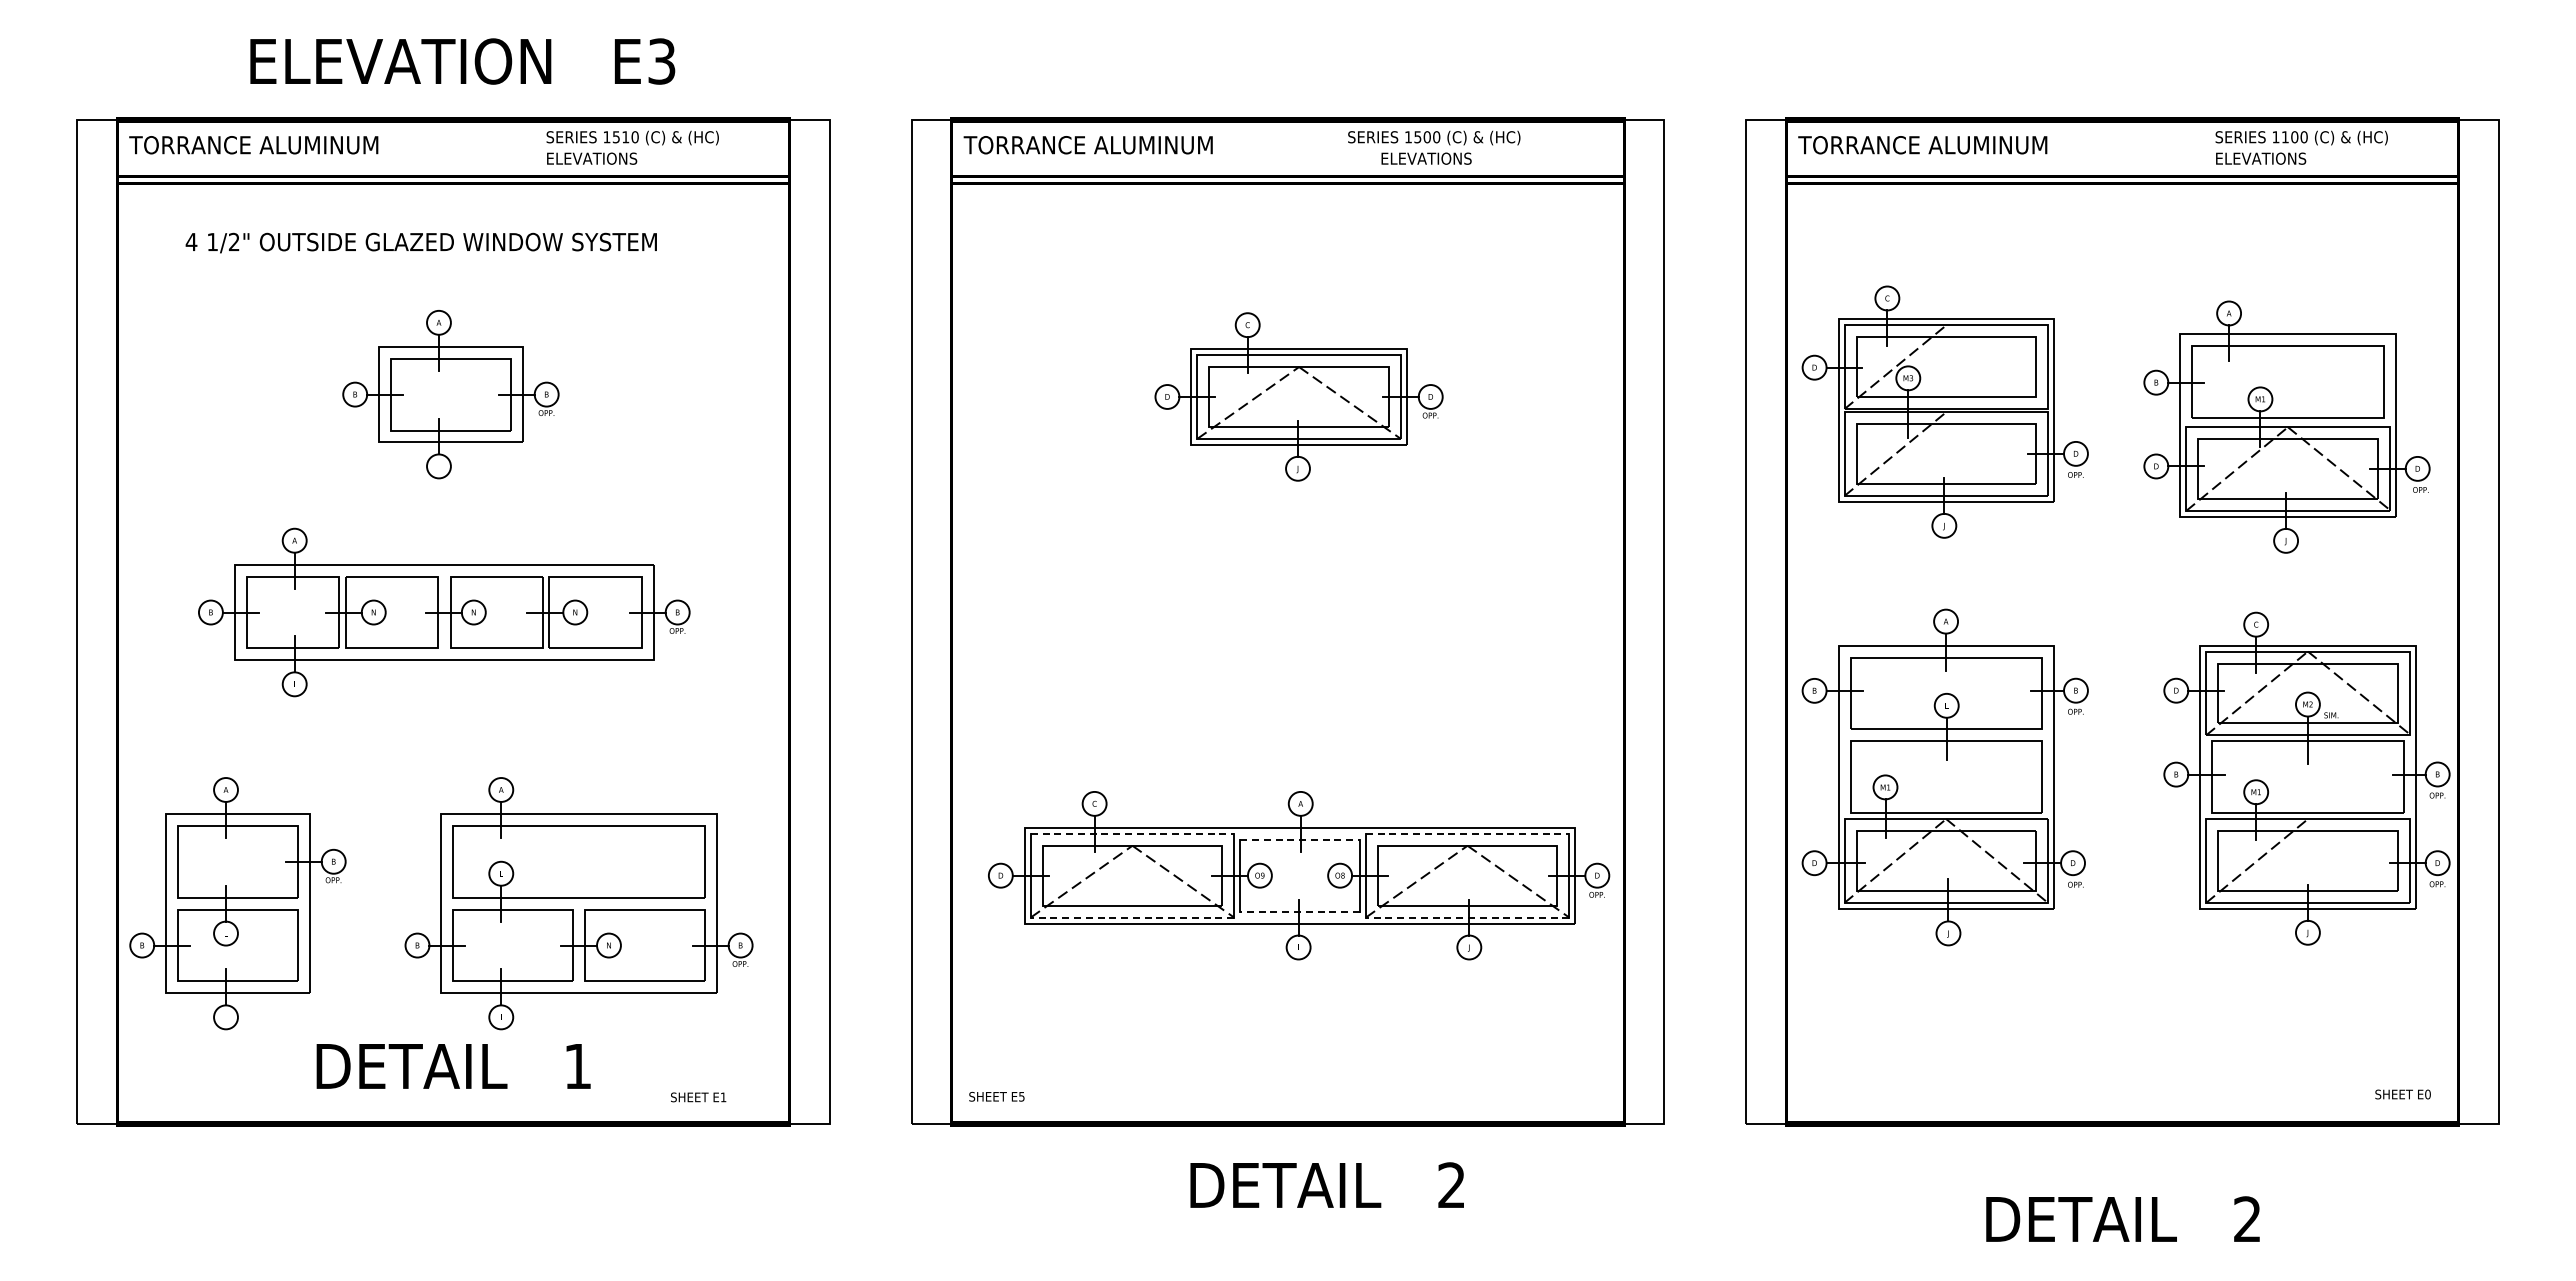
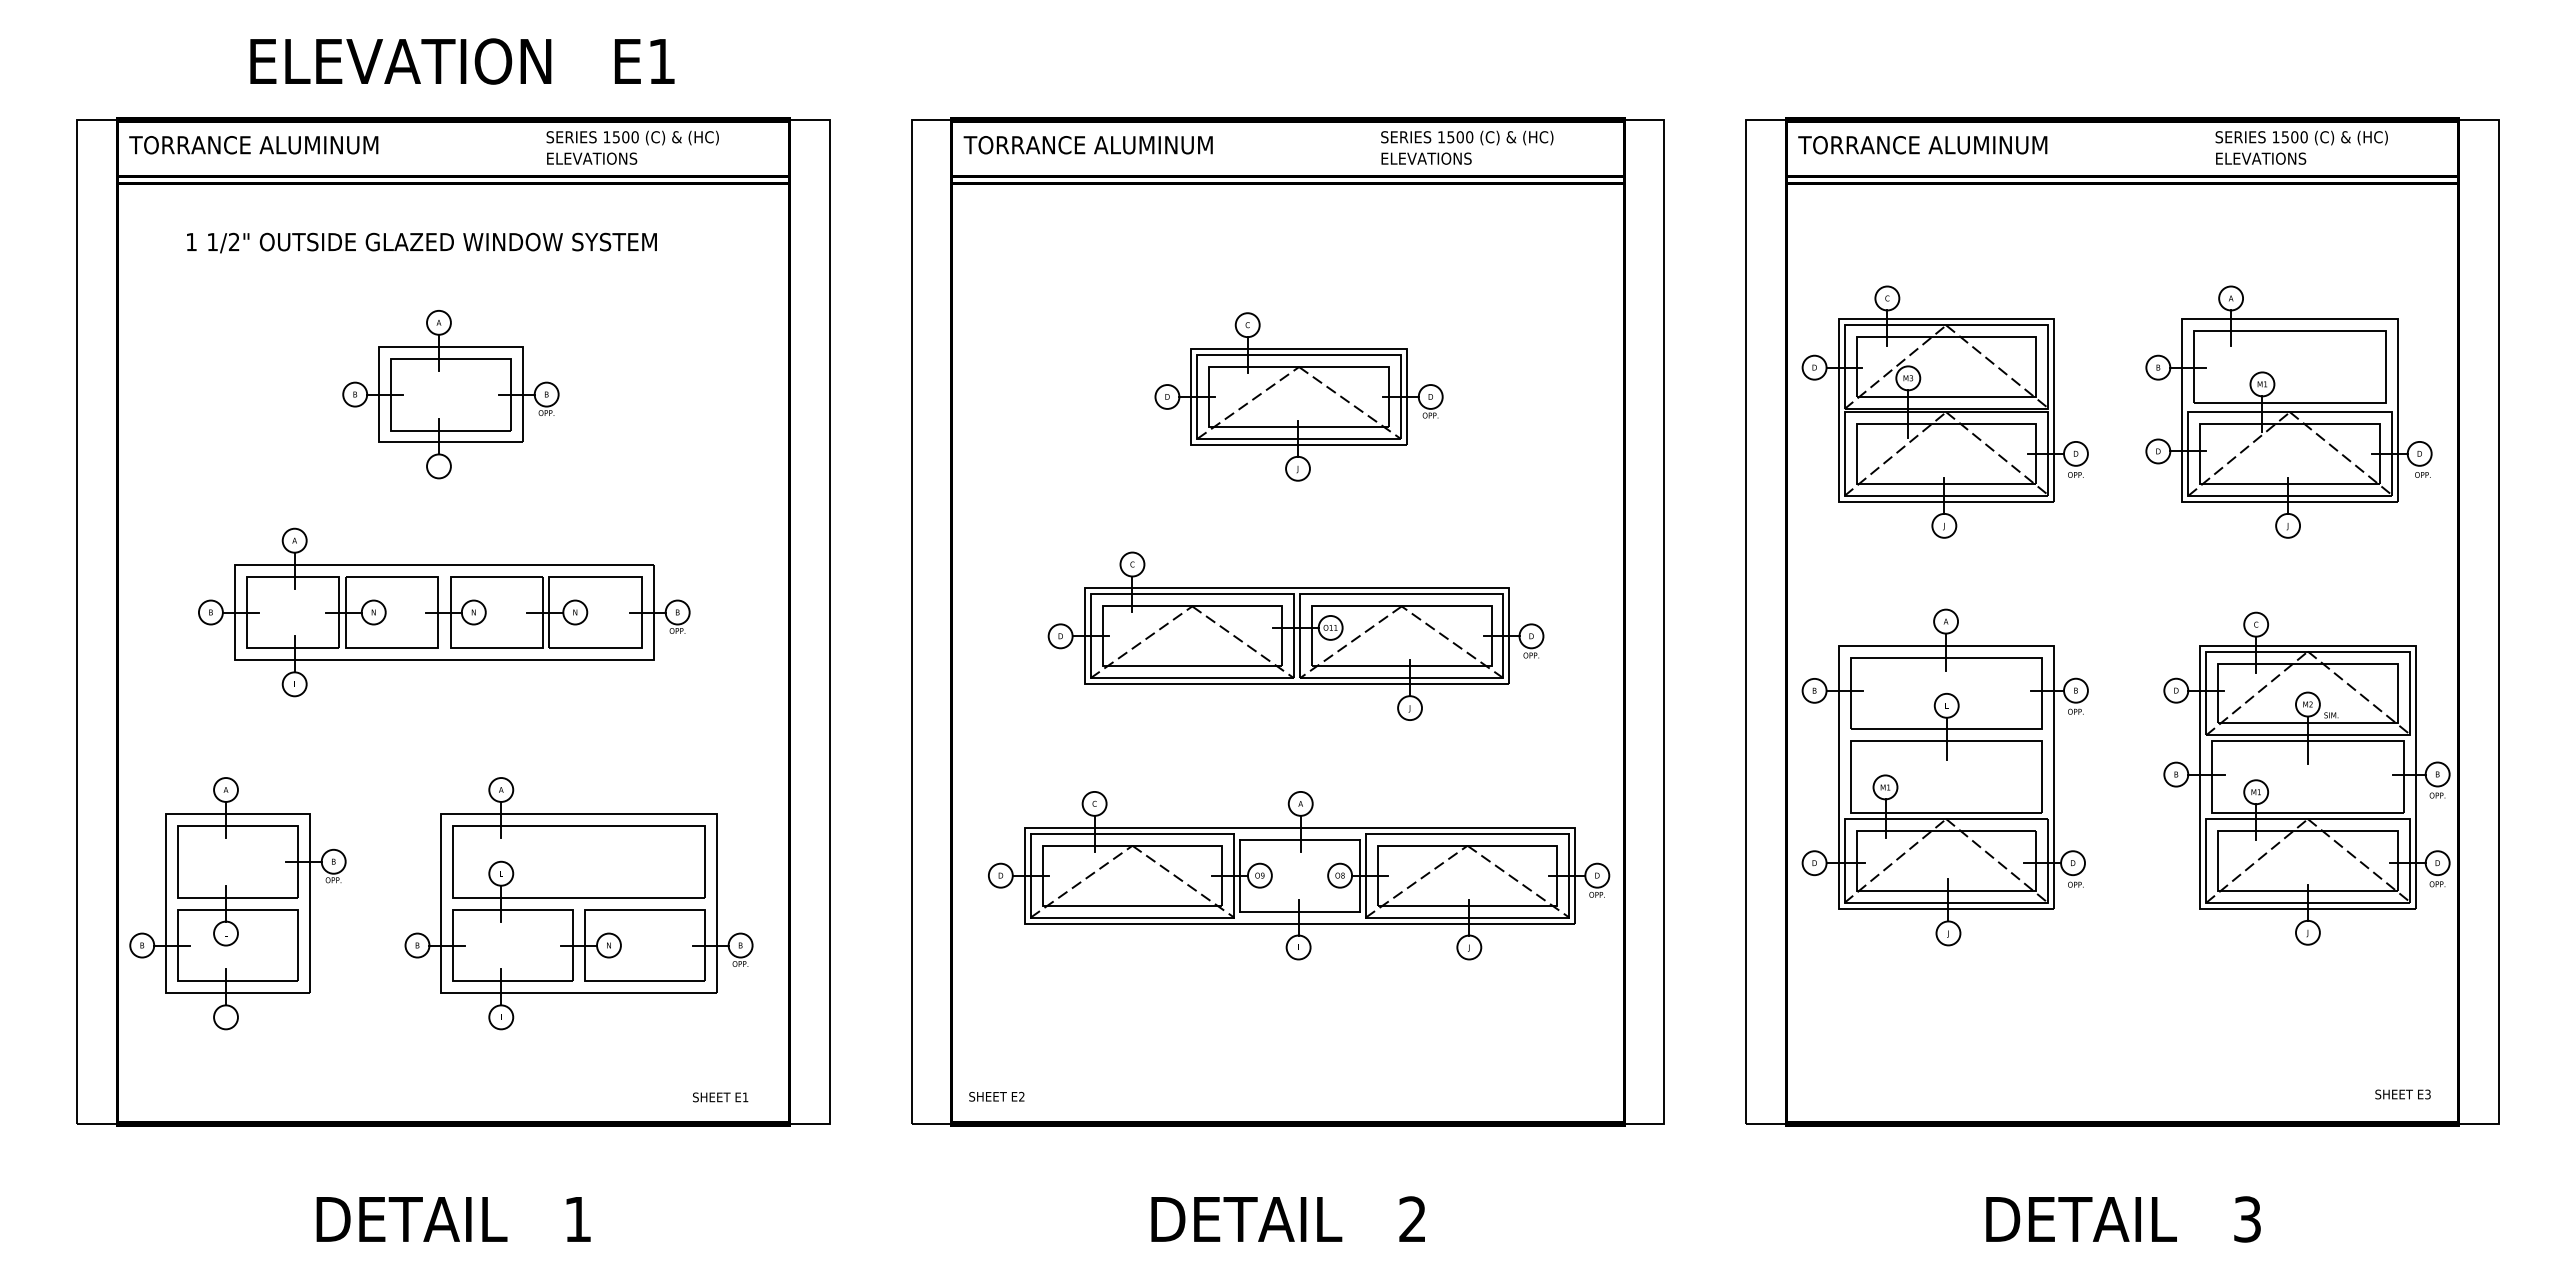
text: E3 -> E1 (661, 61)
text: 1510 -> 1500 (625, 137)
text position: (1434, 137) -> (1467, 137) (1467, 137)
text: 1100 -> 1500 (2284, 137)
text: 4 -> 1 (191, 241)
line: none -> present (1996, 366)
part position: (2286, 426) -> (2288, 411) (2288, 411)
line: none -> present (1996, 453)
part: none -> present (1295, 635)
line: dashed -> solid (1132, 833)
line: dashed -> solid (1467, 833)
line: dashed -> solid (1300, 839)
line: none -> present (2358, 860)
line: dashed -> solid (1300, 911)
line: dashed -> solid (1132, 917)
line: dashed -> solid (1467, 917)
text position: (453, 1066) -> (453, 1219) (453, 1219)
text: E0 -> E3 (2427, 1094)
text: E5 -> E2 (1021, 1096)
text position: (698, 1097) -> (720, 1097) (720, 1097)
text position: (1326, 1184) -> (1287, 1218) (1287, 1218)
text: 2 -> 3 (2247, 1219)
